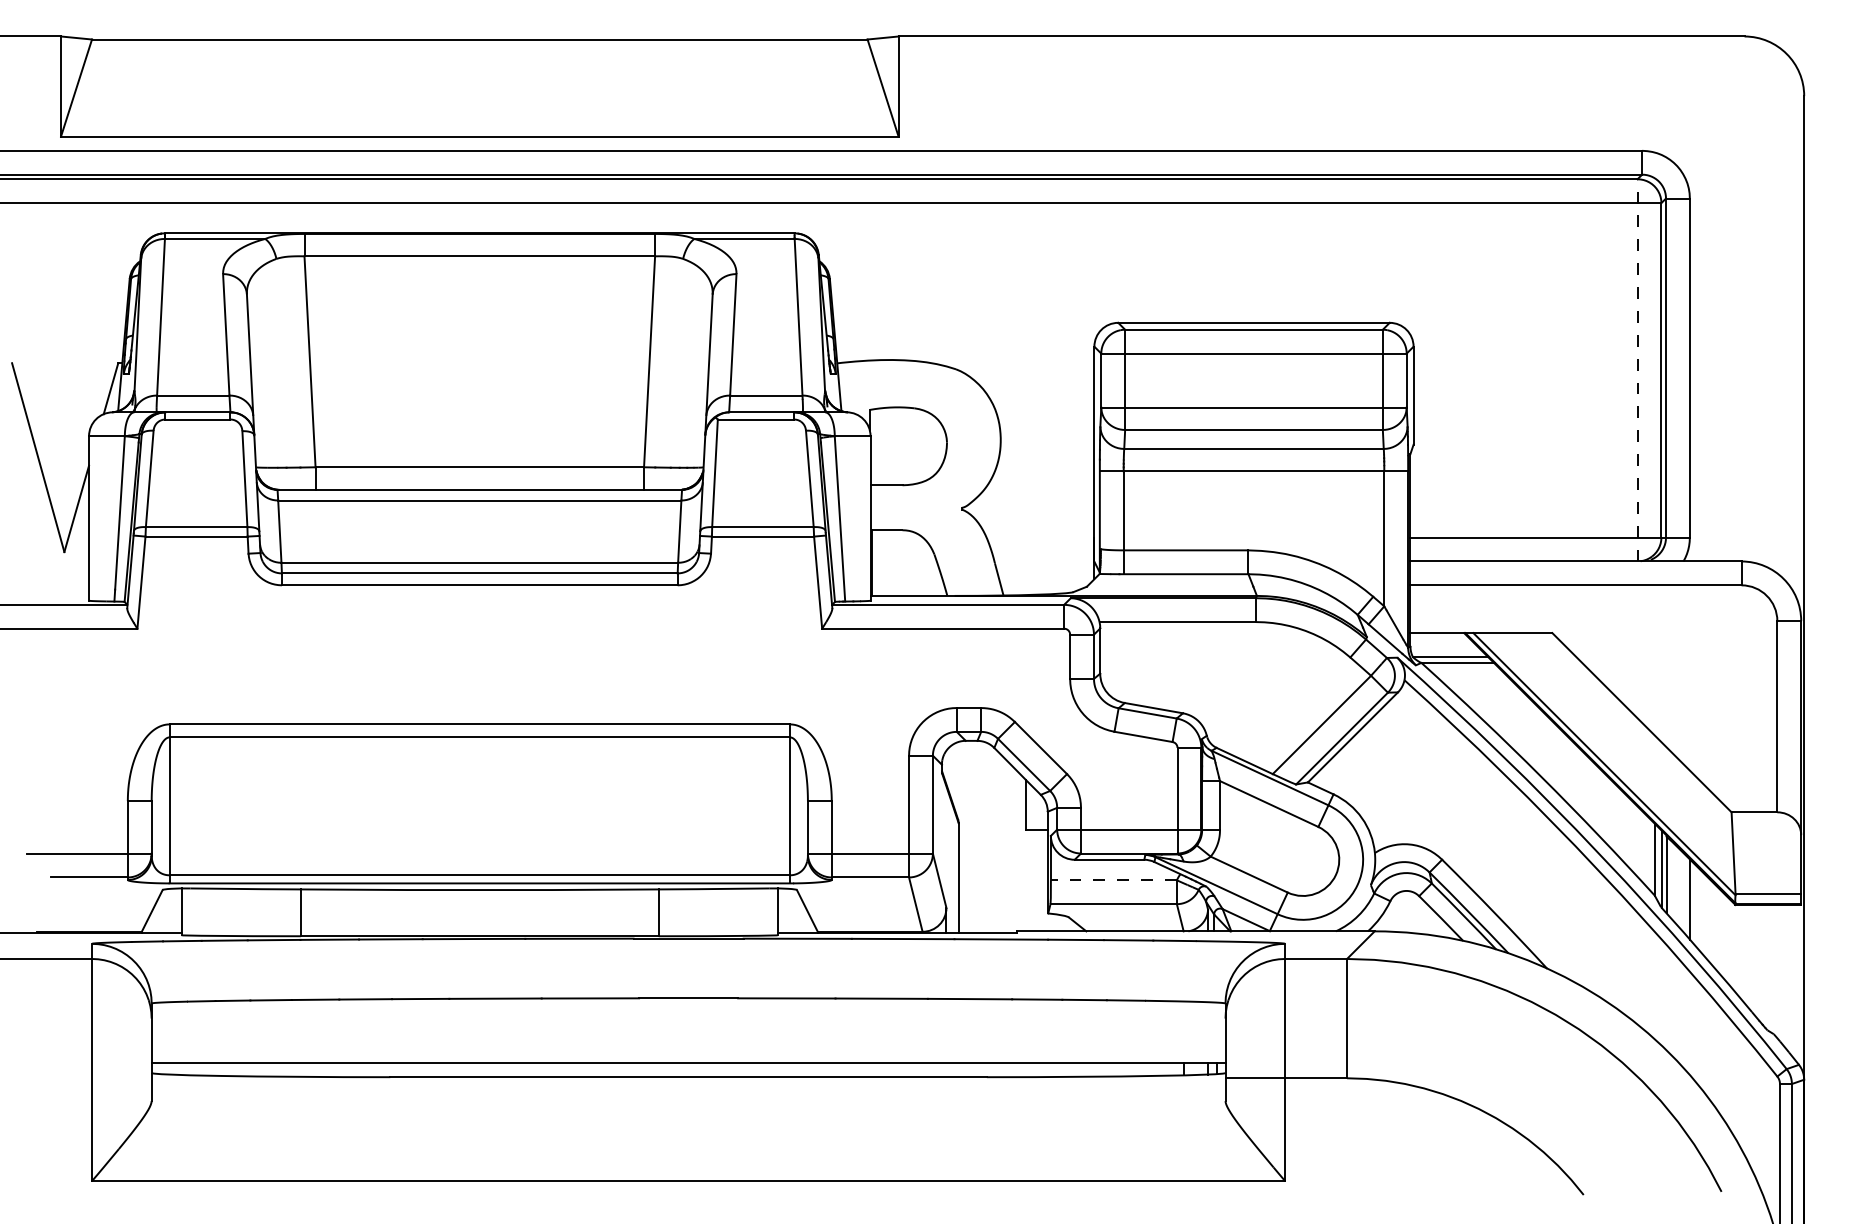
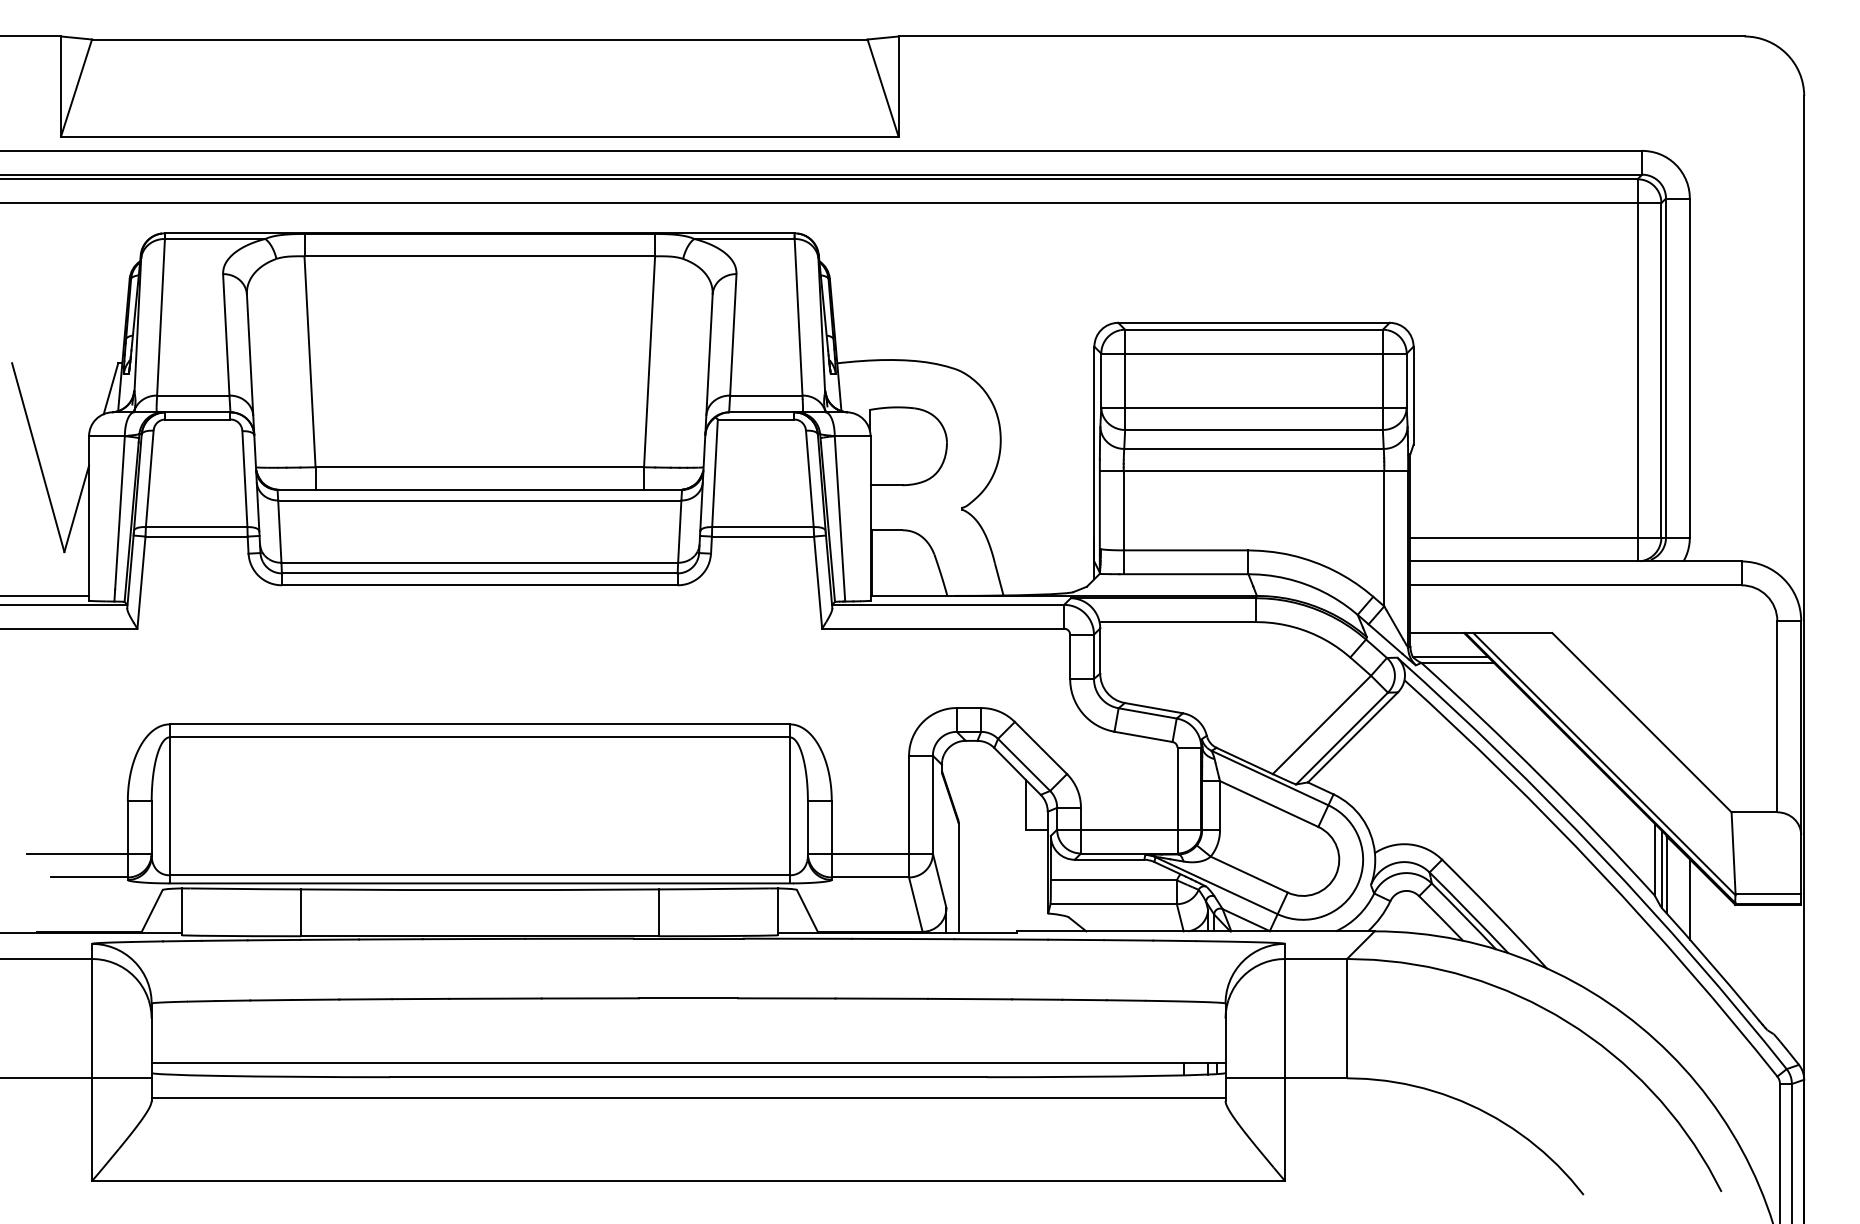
line: dashed -> solid (1637, 369)
line: none -> present (45, 595)
line: dashed -> solid (1113, 880)
line: none -> present (76, 1078)
line: none -> present (688, 1097)
